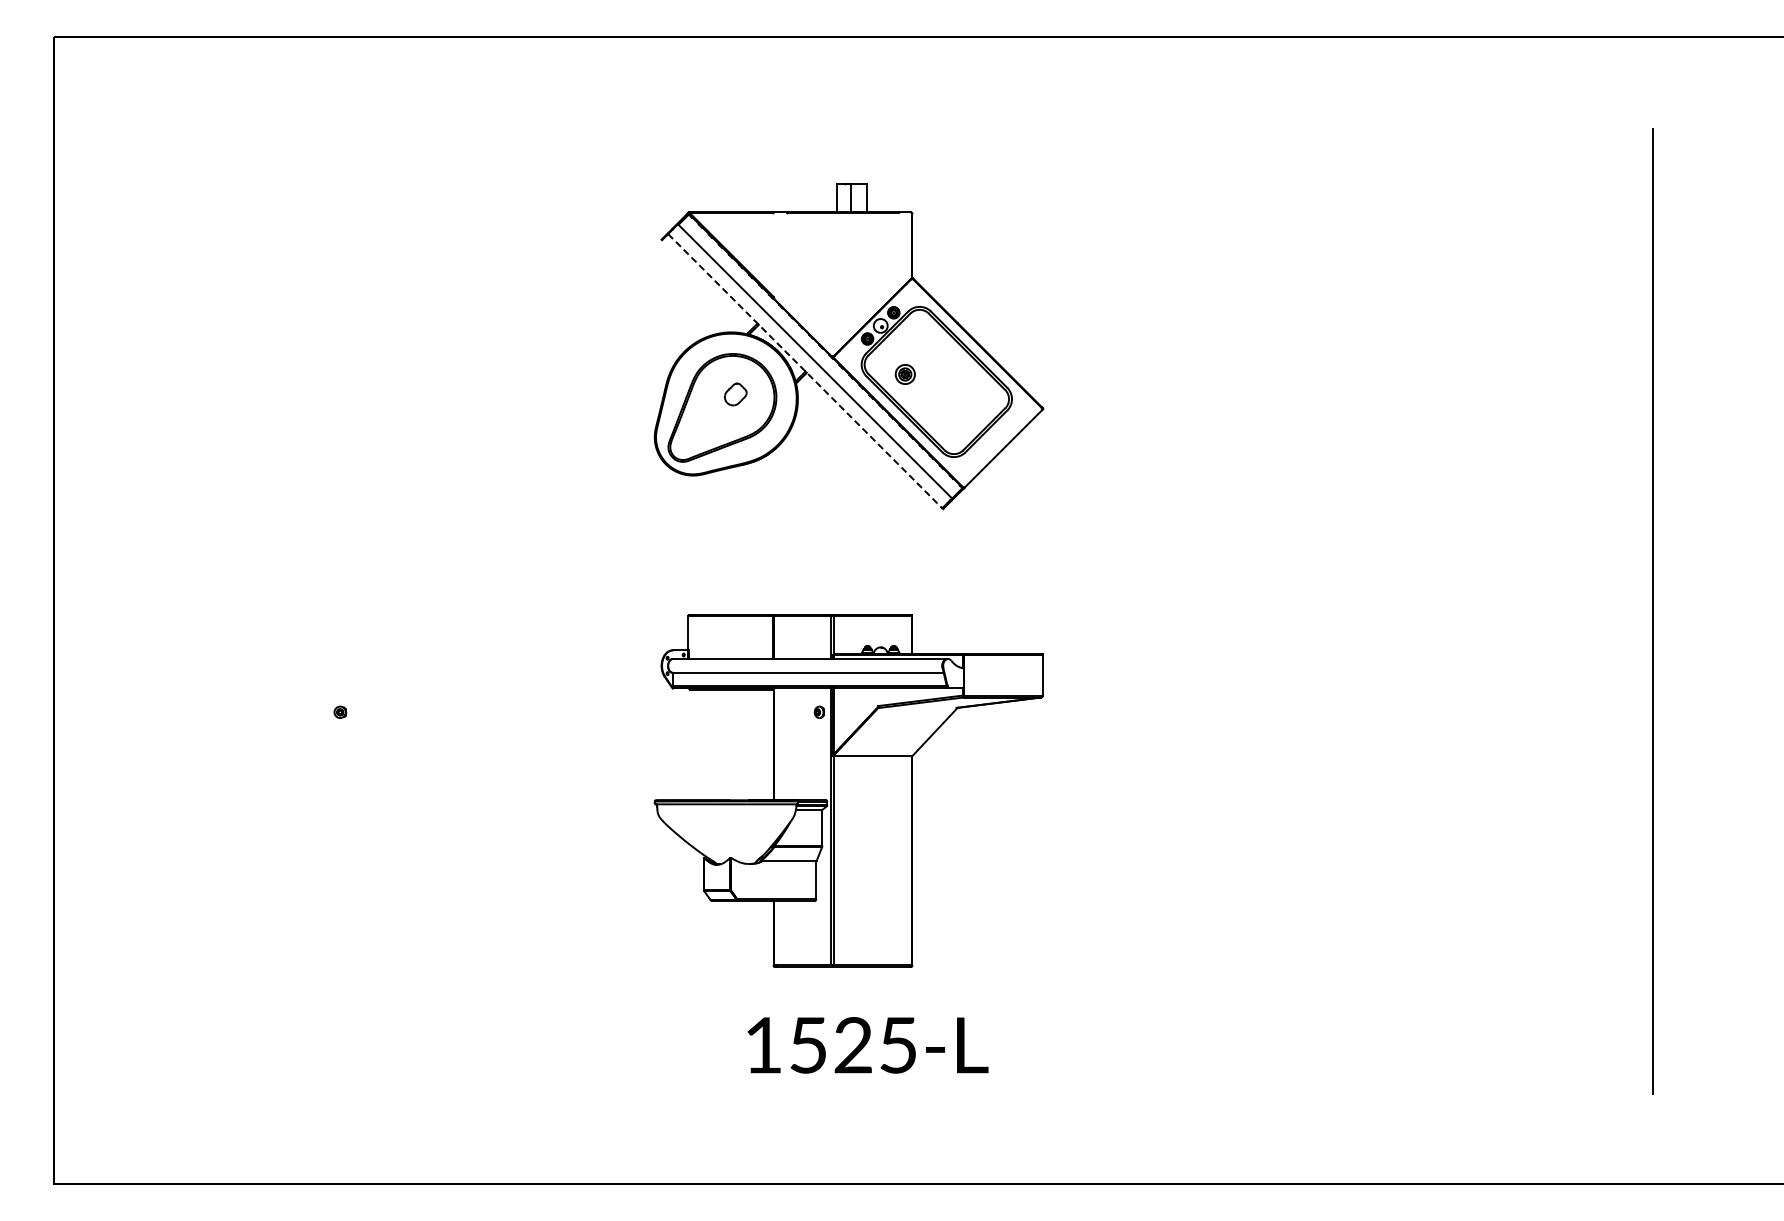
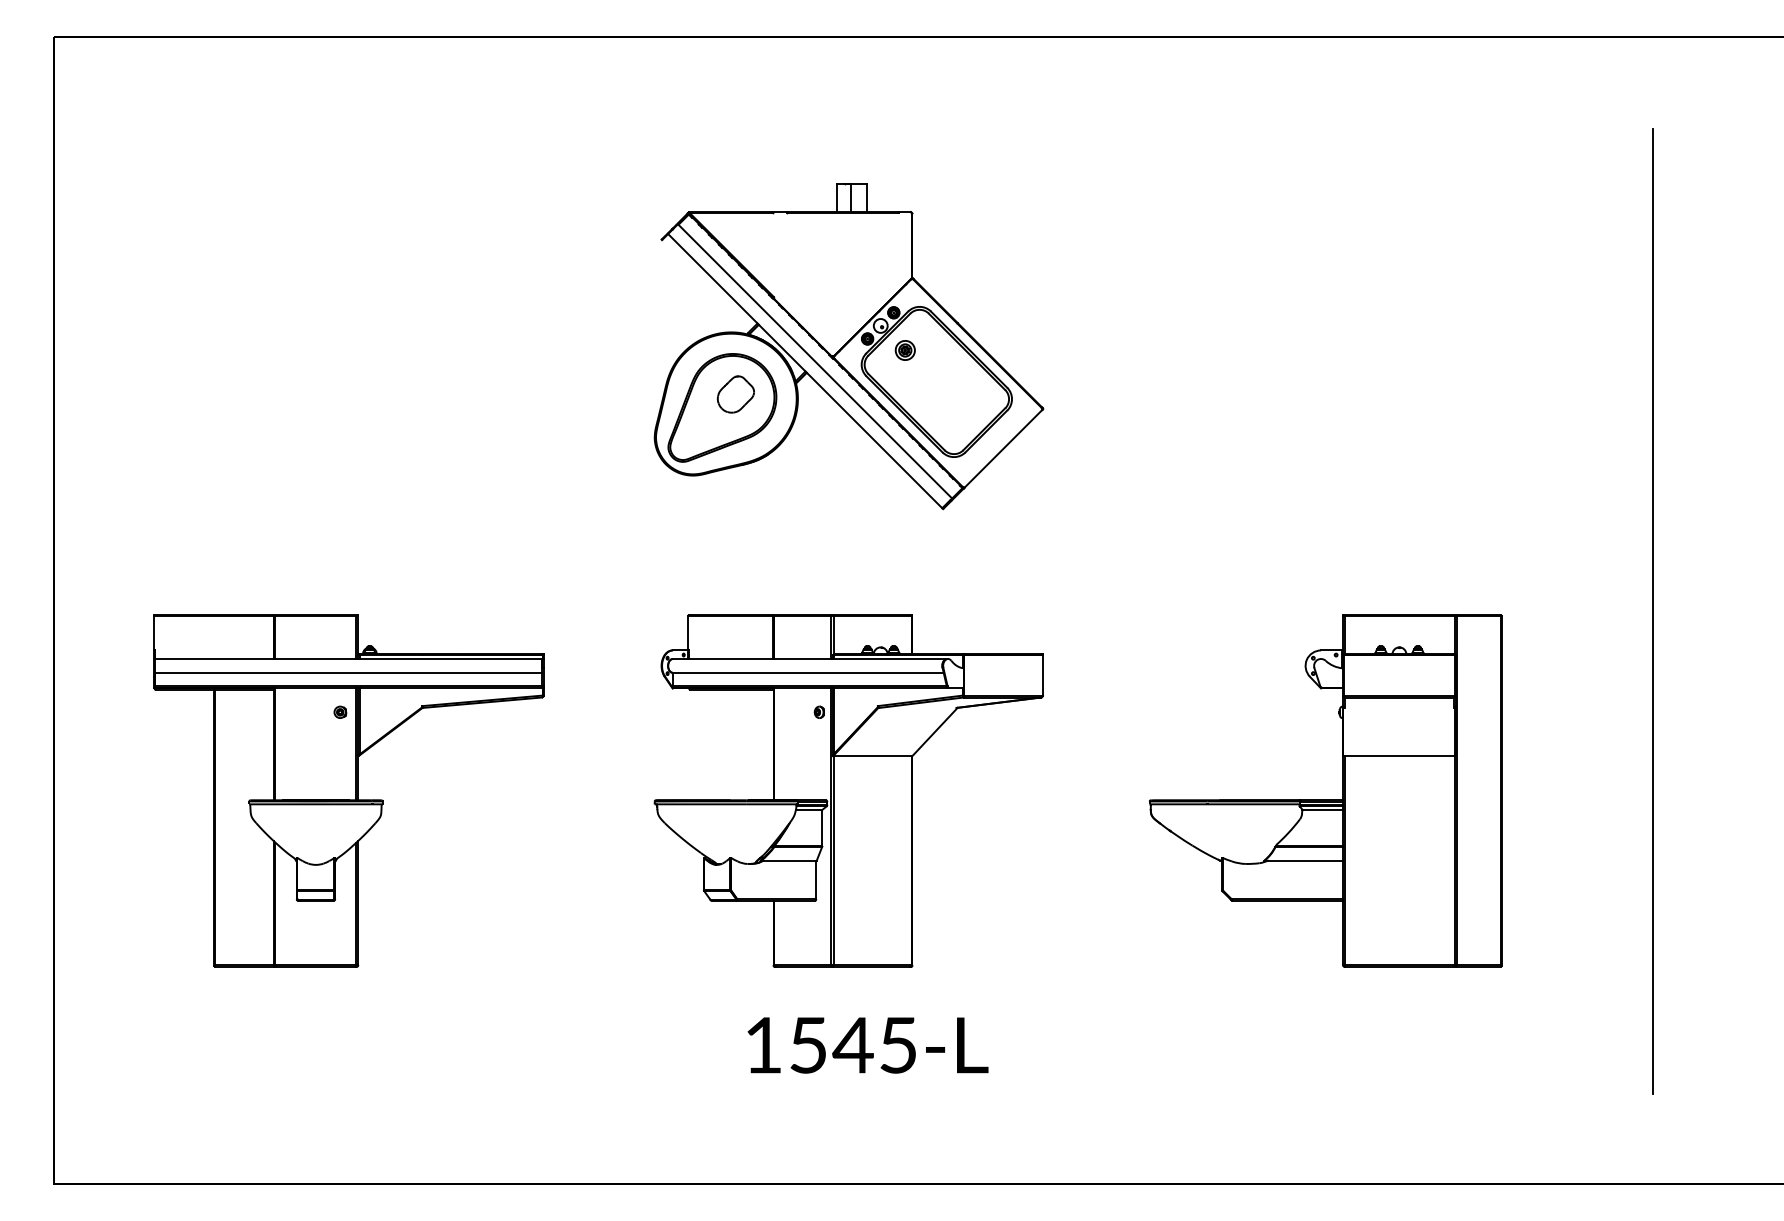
line: dashed -> solid (805, 371)
part position: (904, 374) -> (904, 350) (904, 350)
part size: 24x25 px -> 39x39 px (735, 394)
part: none -> present (348, 790)
part: none -> present (1325, 799)
text: 1525-L -> 1545-L (852, 1045)
